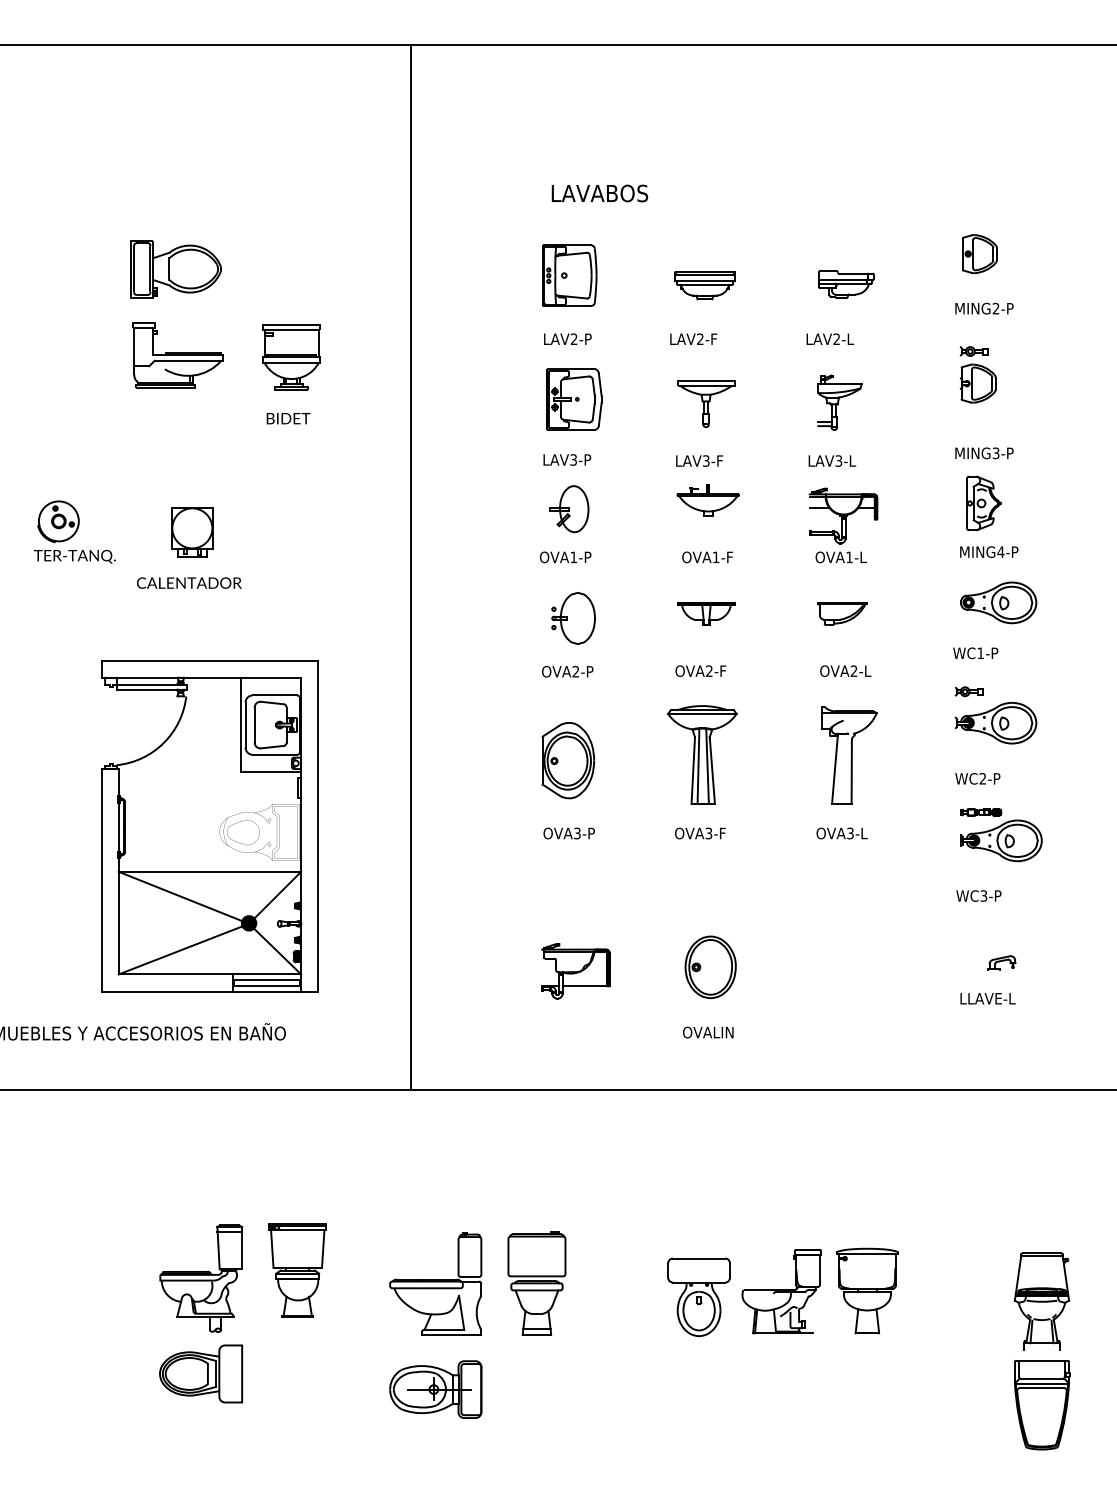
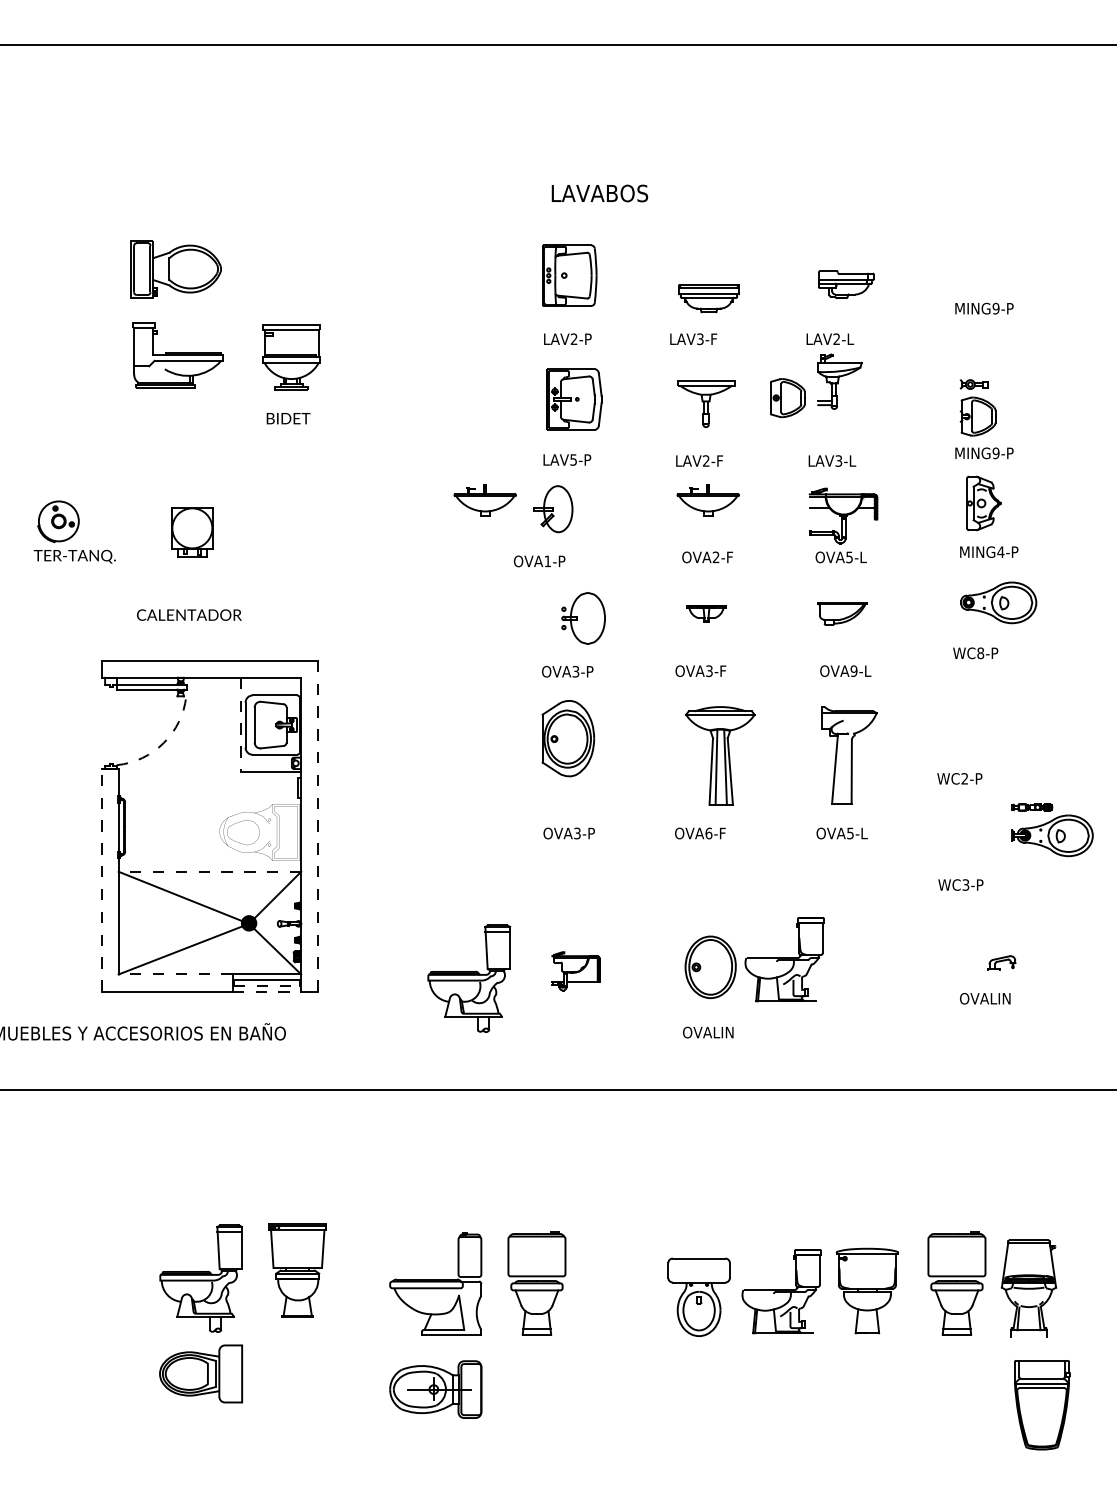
part position: (979, 254) -> (787, 398) (787, 398)
part position: (704, 285) -> (708, 298) (708, 298)
text: MING2-P -> MING9-P (995, 308)
text: LAV2-F -> LAV3-F (700, 339)
part position: (977, 374) -> (977, 407) (977, 407)
part position: (839, 402) -> (839, 381) (839, 381)
text: MING3-P -> MING9-P (995, 452)
text: LAV3-P -> LAV5-P (573, 459)
text: LAV3-F -> LAV2-F (706, 461)
part: none -> present (484, 500)
part position: (569, 509) -> (553, 509) (553, 509)
text: OVA1-F -> OVA2-F (715, 556)
text position: (565, 557) -> (539, 561) (539, 561)
text: OVA1-L -> OVA5-L (849, 557)
line: present -> none (410, 567)
text position: (189, 582) -> (189, 614) (189, 614)
part size: 59x24 px -> 41x18 px (706, 613)
part position: (573, 618) -> (583, 618) (583, 618)
text: WC1-P -> WC8-P (980, 653)
text: OVA2-P -> OVA3-P (575, 671)
text: OVA2-F -> OVA3-F (709, 671)
text: OVA2-L -> OVA9-L (853, 671)
part: present -> none (995, 715)
line: solid -> dashed (240, 725)
arc: solid -> dashed (163, 743)
part position: (702, 754) -> (720, 755) (720, 755)
part position: (568, 760) -> (568, 738) (568, 738)
text position: (977, 778) -> (959, 778) (959, 778)
line: solid -> dashed (318, 826)
text: OVA3-L -> OVA5-L (850, 832)
text: OVA3-F -> OVA6-F (708, 833)
part position: (1001, 835) -> (1052, 830) (1052, 830)
line: solid -> dashed (209, 871)
line: solid -> dashed (101, 879)
text position: (978, 895) -> (960, 884) (960, 884)
part: none -> present (784, 959)
part size: 70x57 px -> 50x41 px (575, 971)
line: solid -> dashed (175, 974)
part: none -> present (469, 978)
line: solid -> dashed (267, 985)
line: solid -> dashed (267, 991)
text: LLAVE-L -> OVALIN (987, 998)
part: none -> present (956, 1283)
part position: (1041, 1301) -> (1028, 1288) (1028, 1288)
